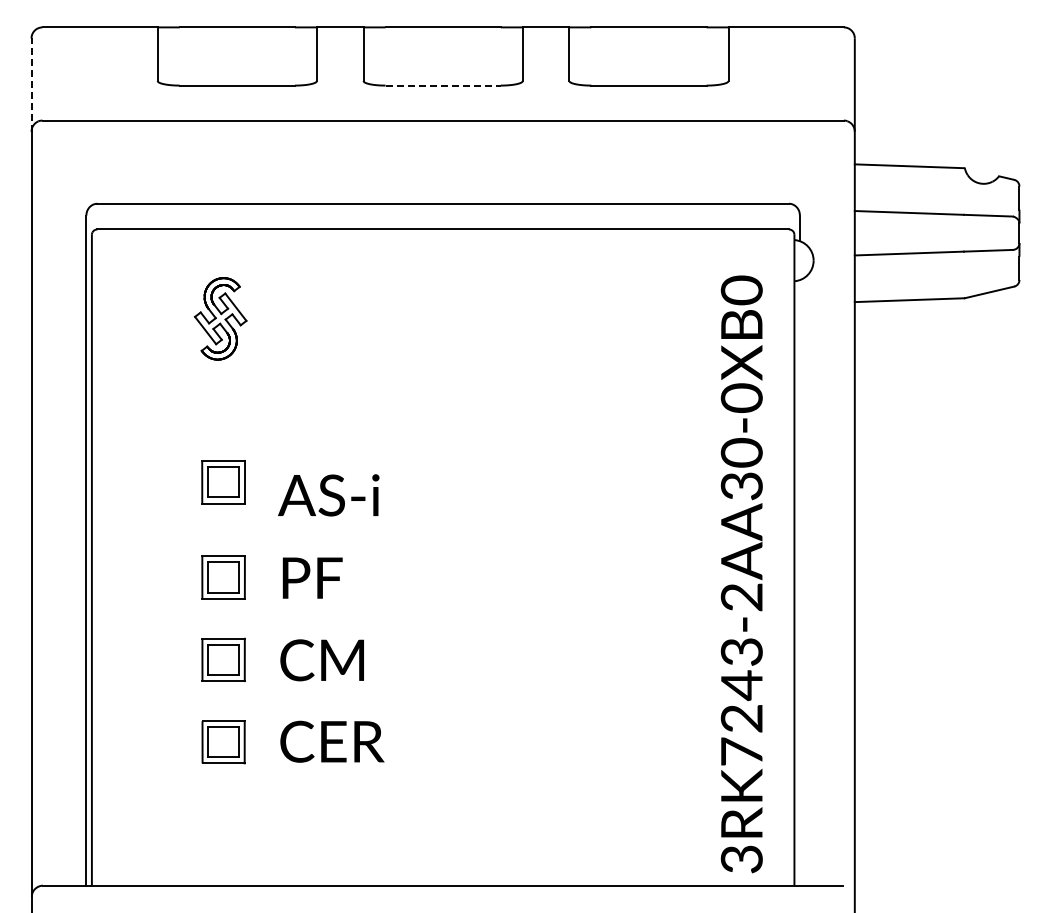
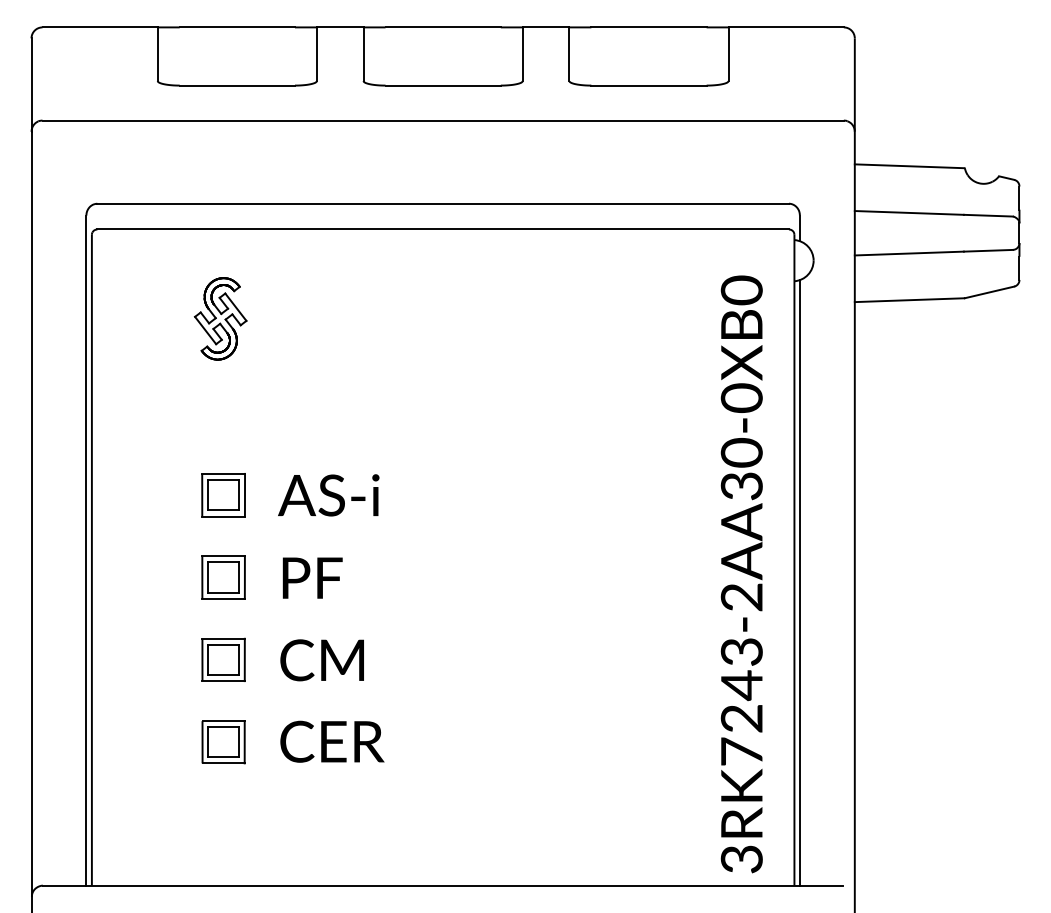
line: dashed -> solid (31, 85)
line: dashed -> solid (443, 85)
part position: (223, 482) -> (223, 495) (223, 495)
line: none -> present (799, 582)
